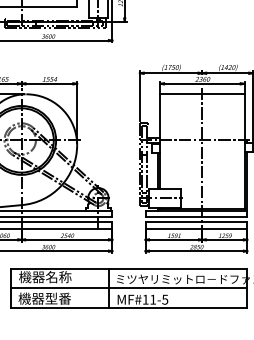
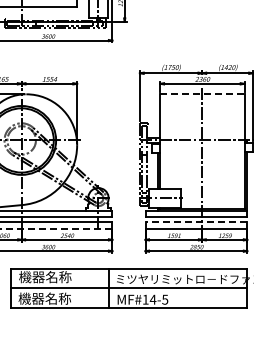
line: solid -> dashed (202, 94)
line: solid -> dashed (196, 222)
line: solid -> dashed (56, 228)
text: 機器型番 -> 機器名称 (57, 298)
text: MF#11-5 -> MF#14-5 (152, 299)
